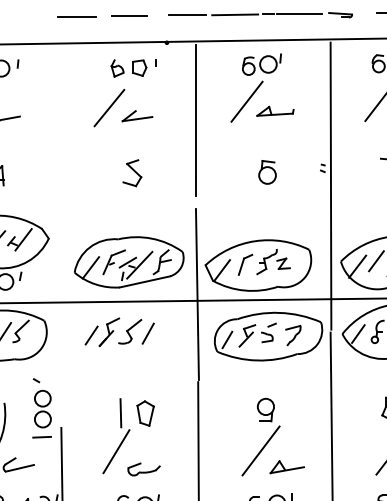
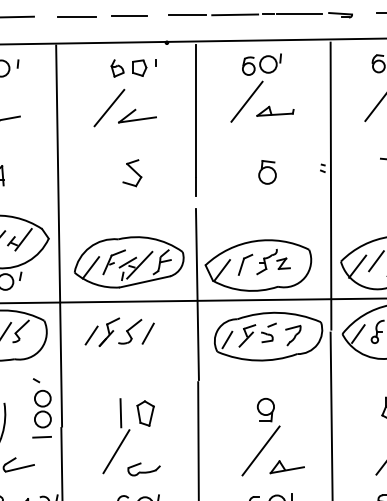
line: none -> present (17, 16)
part size: 33x13 px -> 39x16 px (137, 115)
line: none -> present (59, 235)
